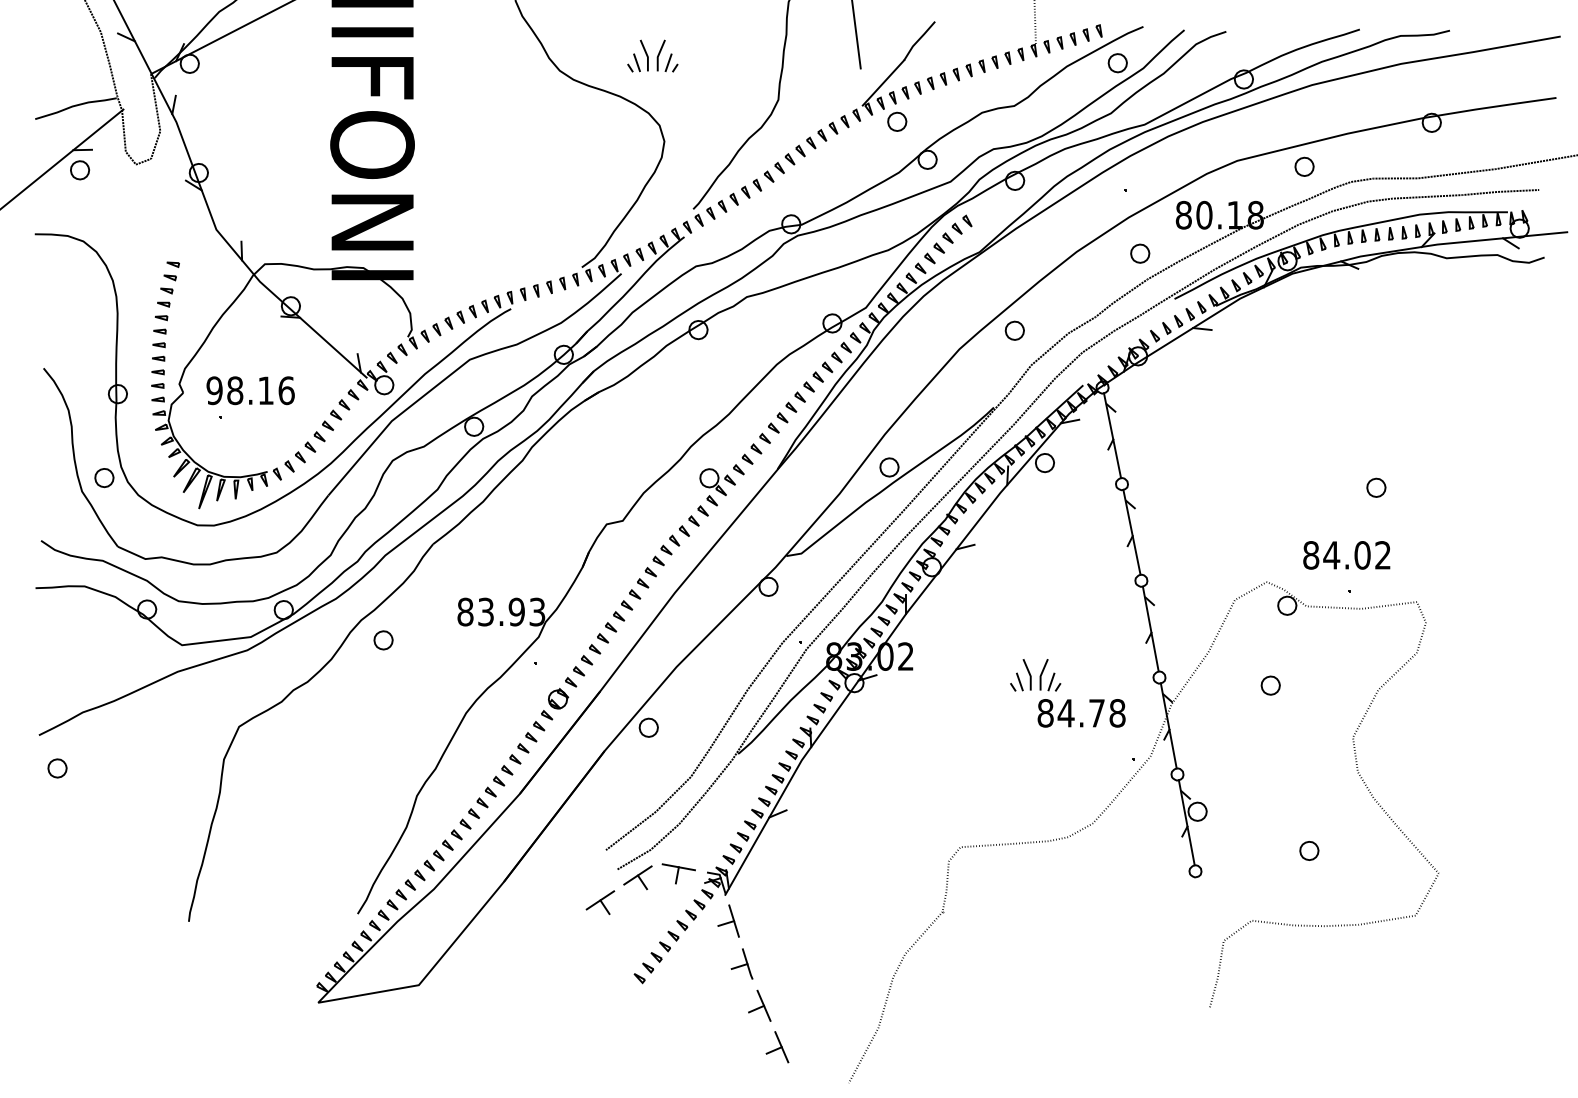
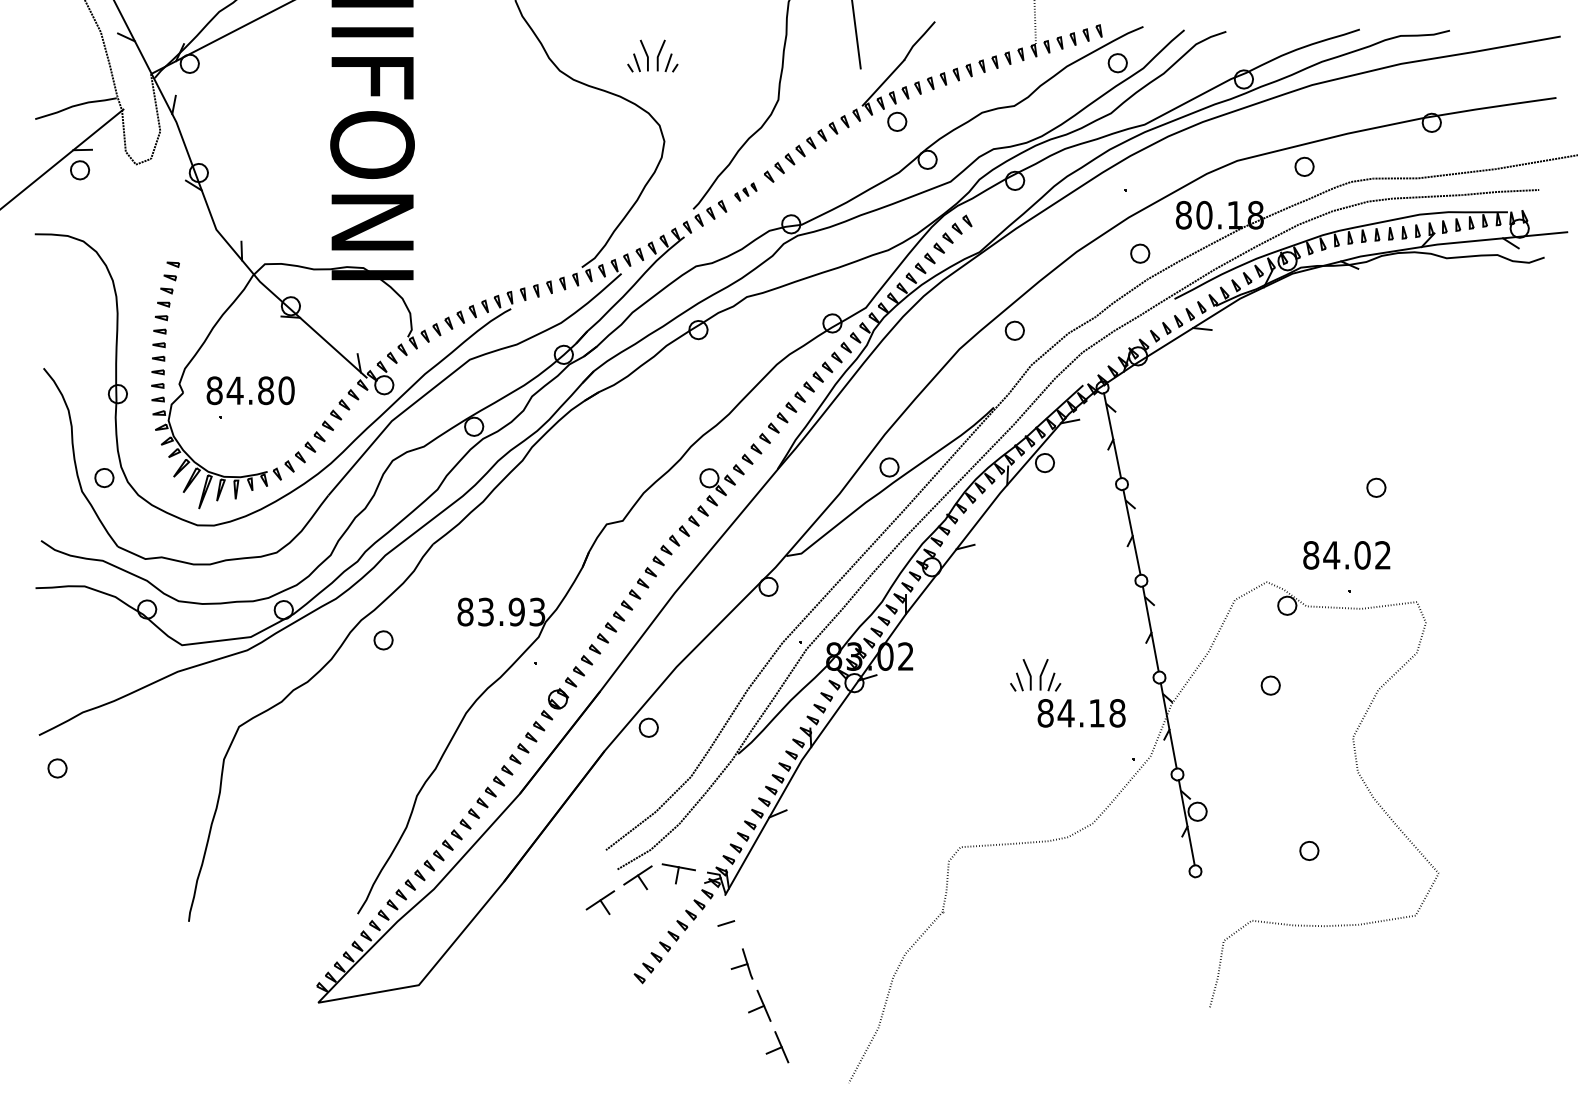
part size: 34x28 px -> 24x20 px (745, 191)
text: 98.16 -> 84.80 (250, 390)
text: 84.78 -> 84.18 (1096, 713)
line: present -> none (733, 920)
